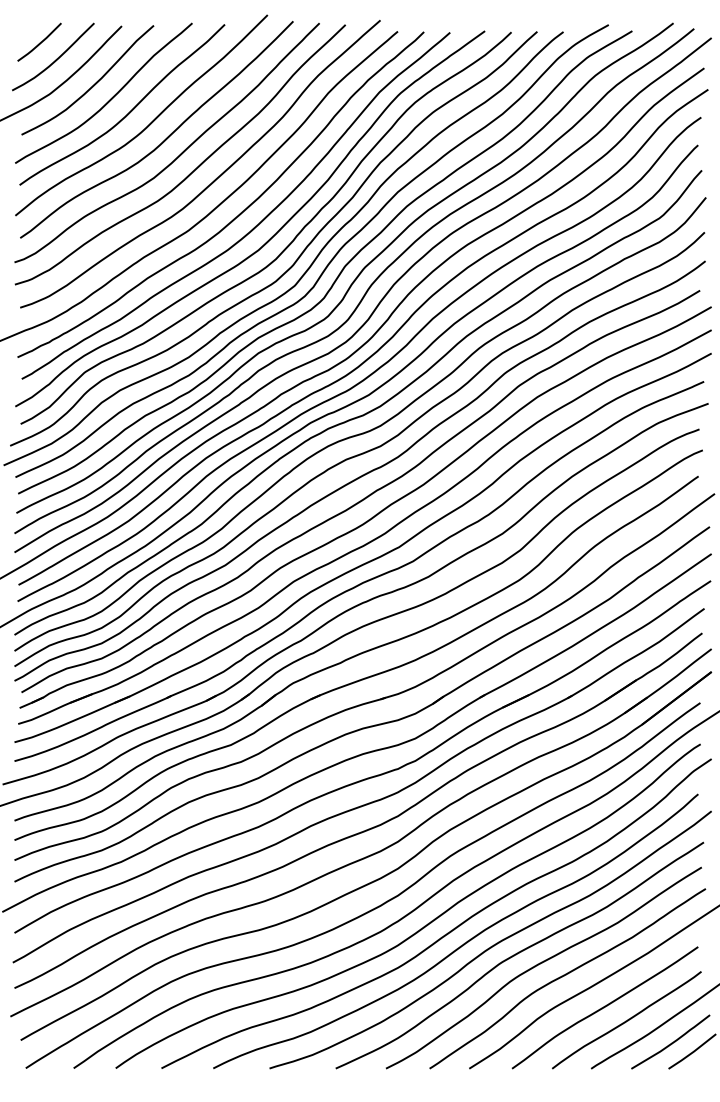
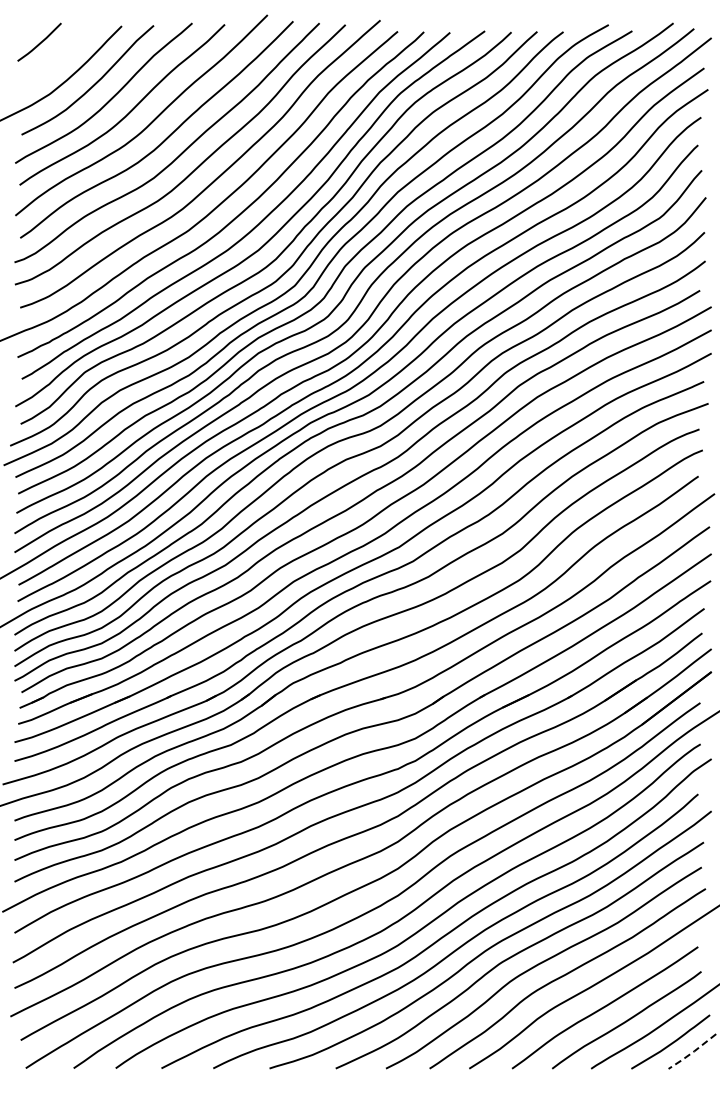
curve: present -> none (56, 58)
line: solid -> dashed (692, 1052)
